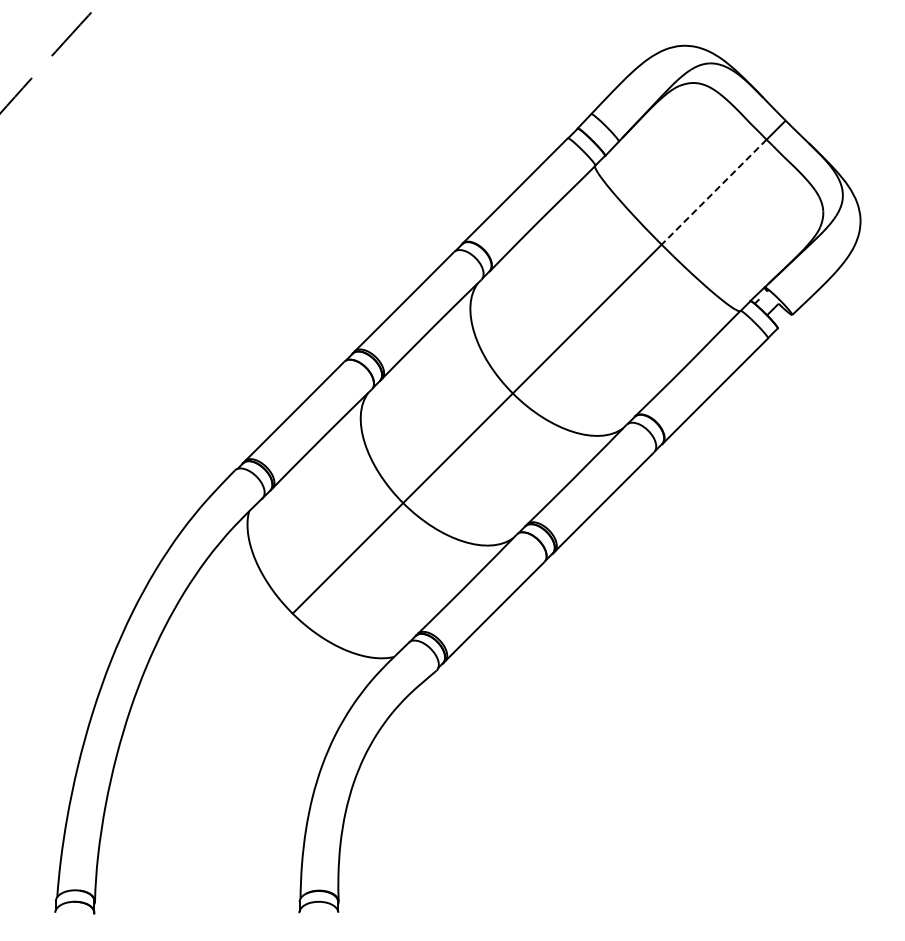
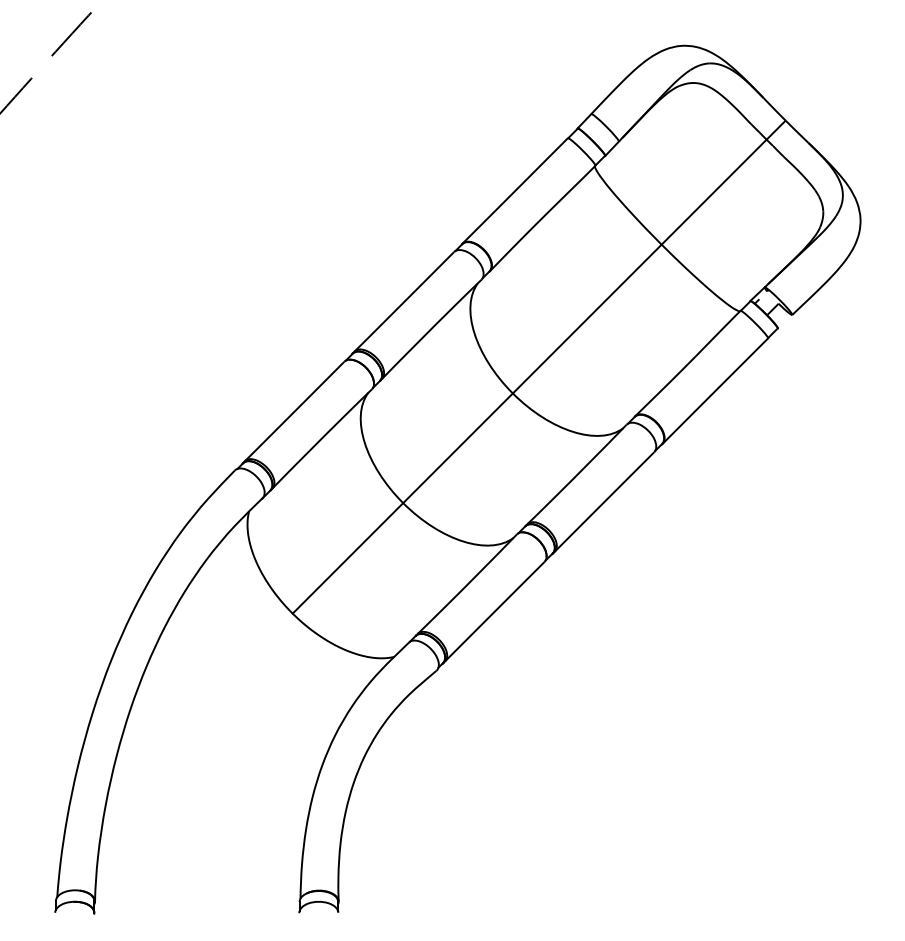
line: dashed -> solid (713, 192)
